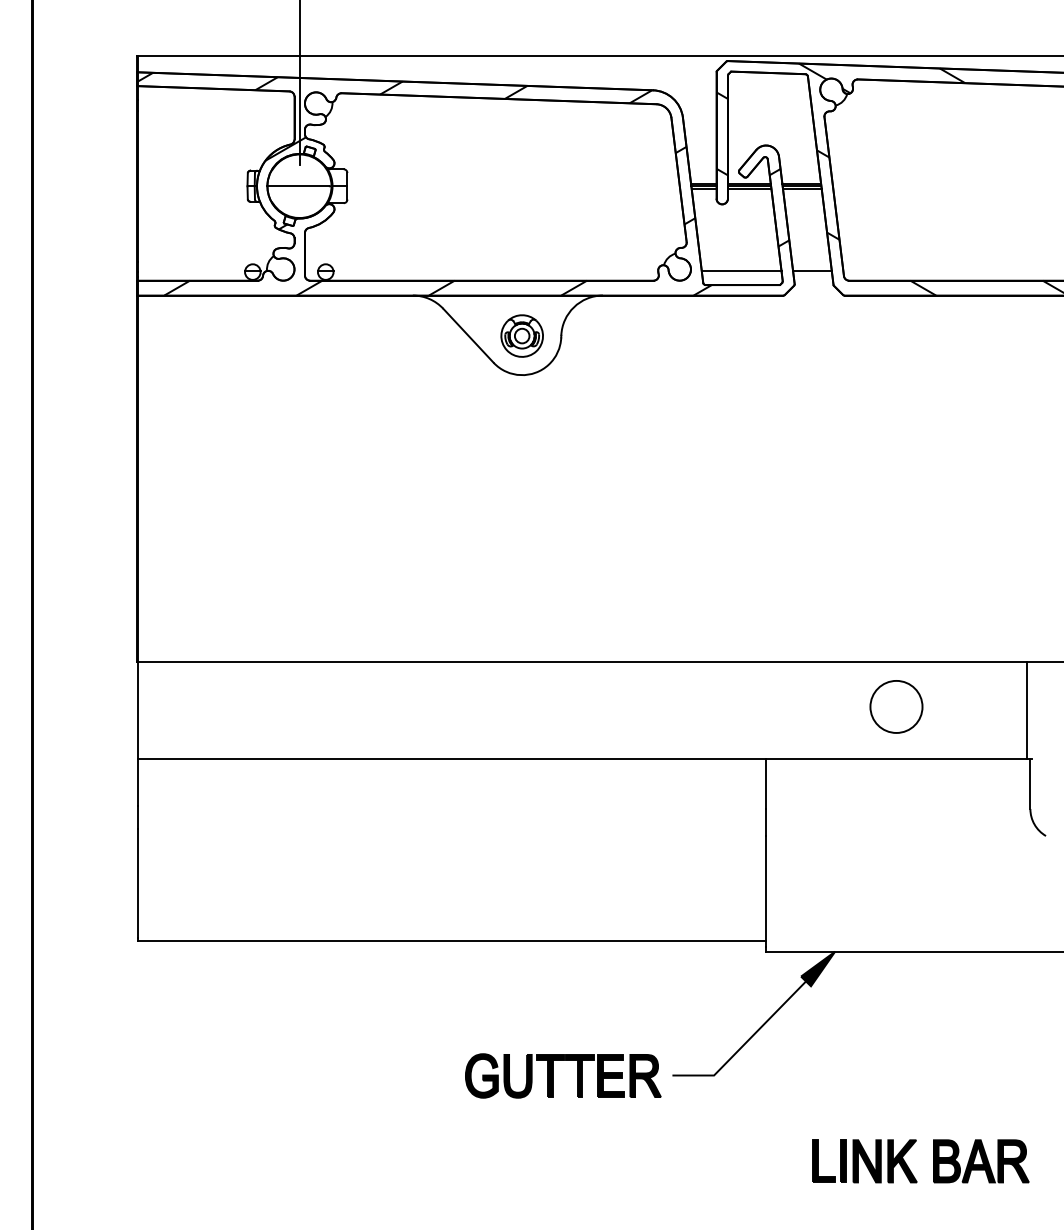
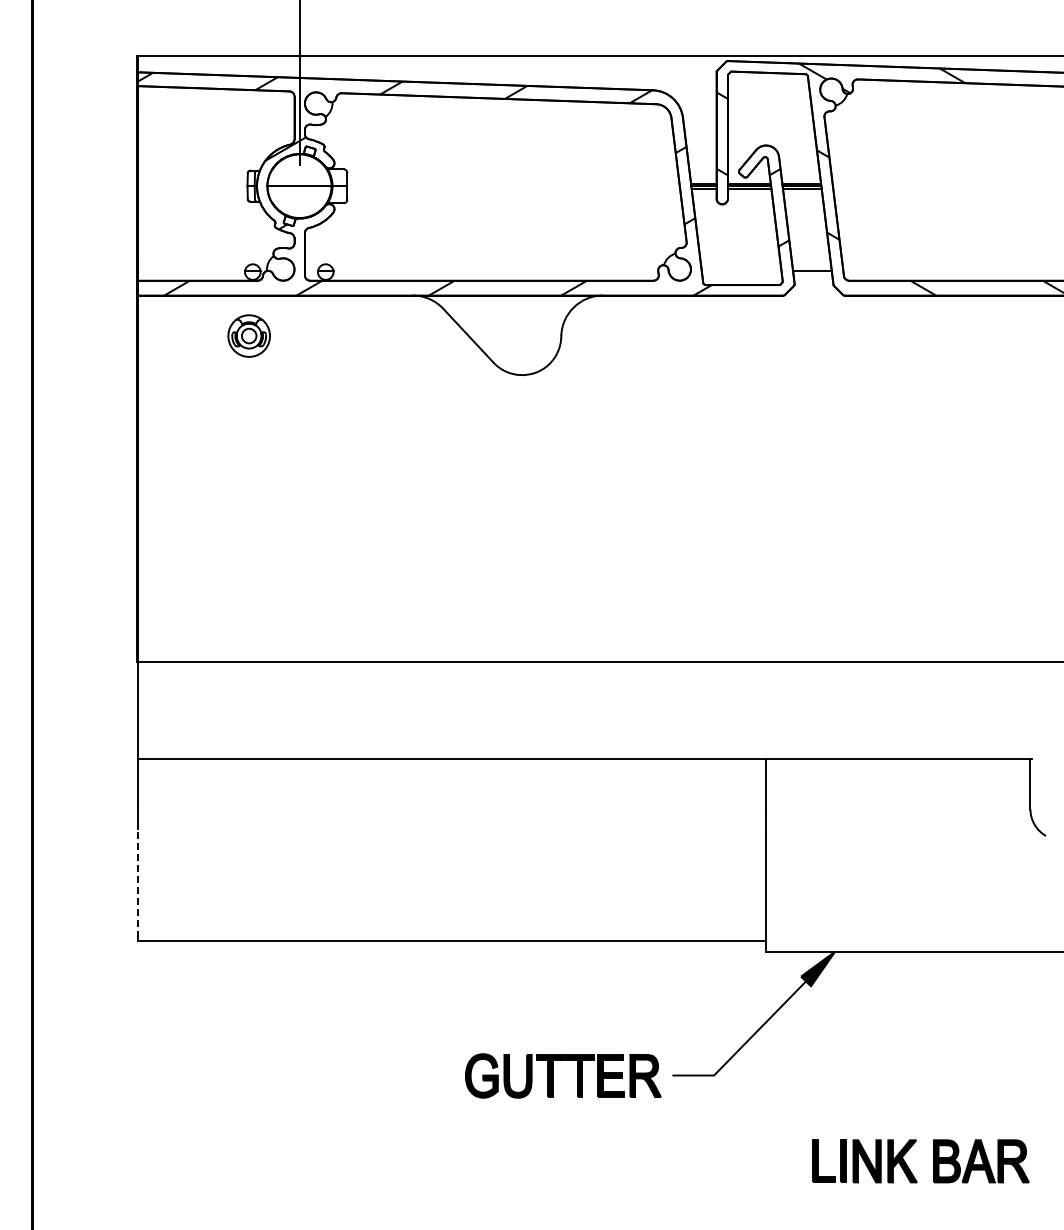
line: present -> none (741, 270)
part position: (521, 335) -> (248, 335) (248, 335)
circle: present -> none (896, 706)
line: present -> none (1026, 710)
line: solid -> dashed (137, 883)
